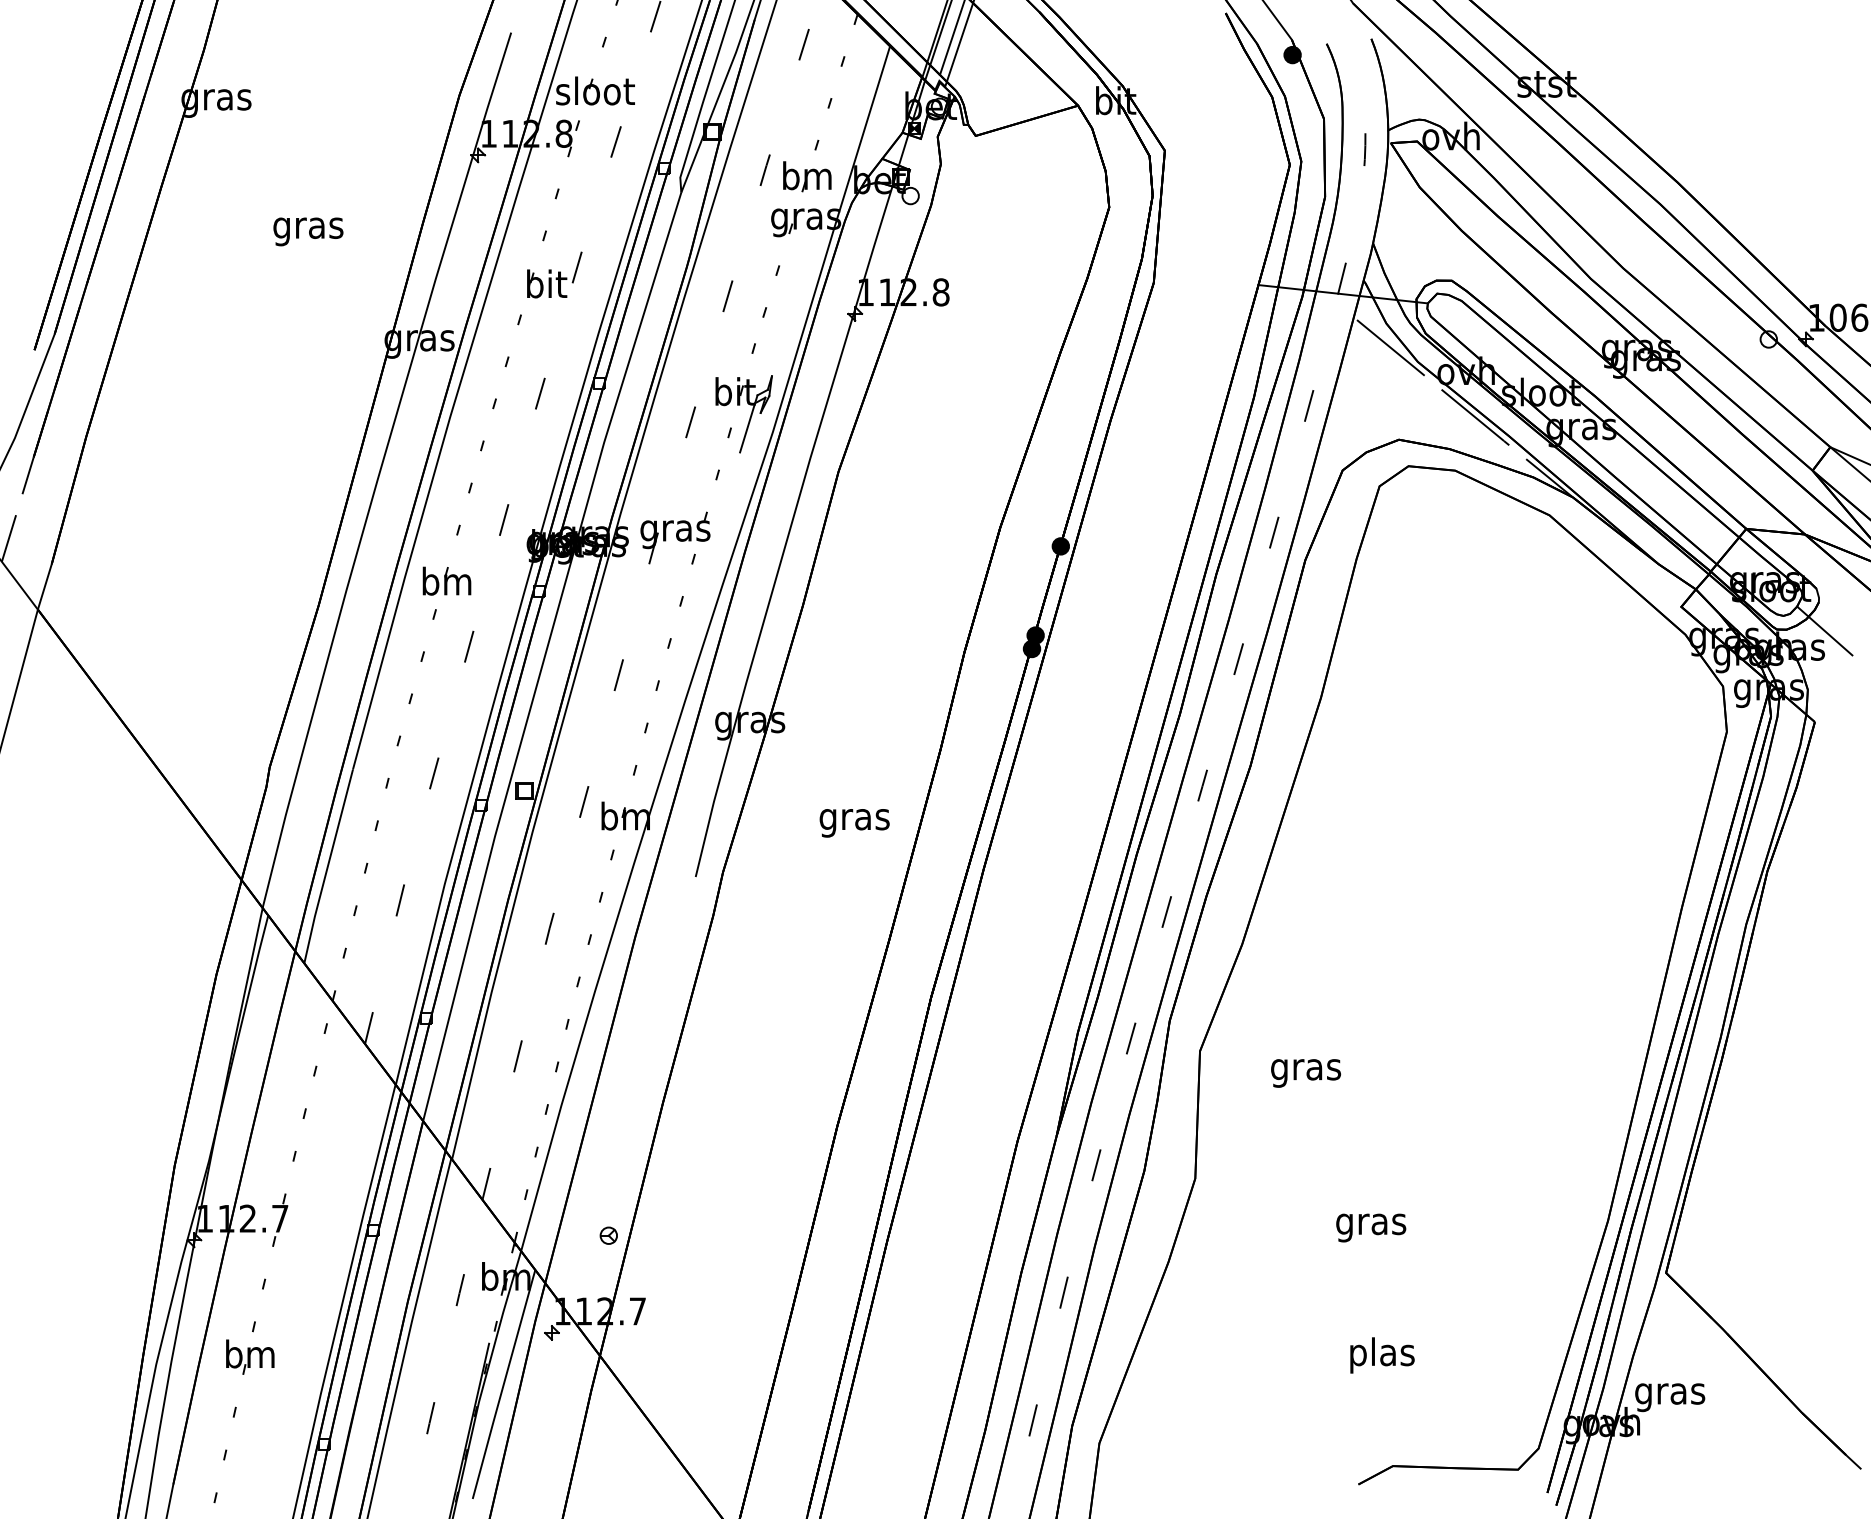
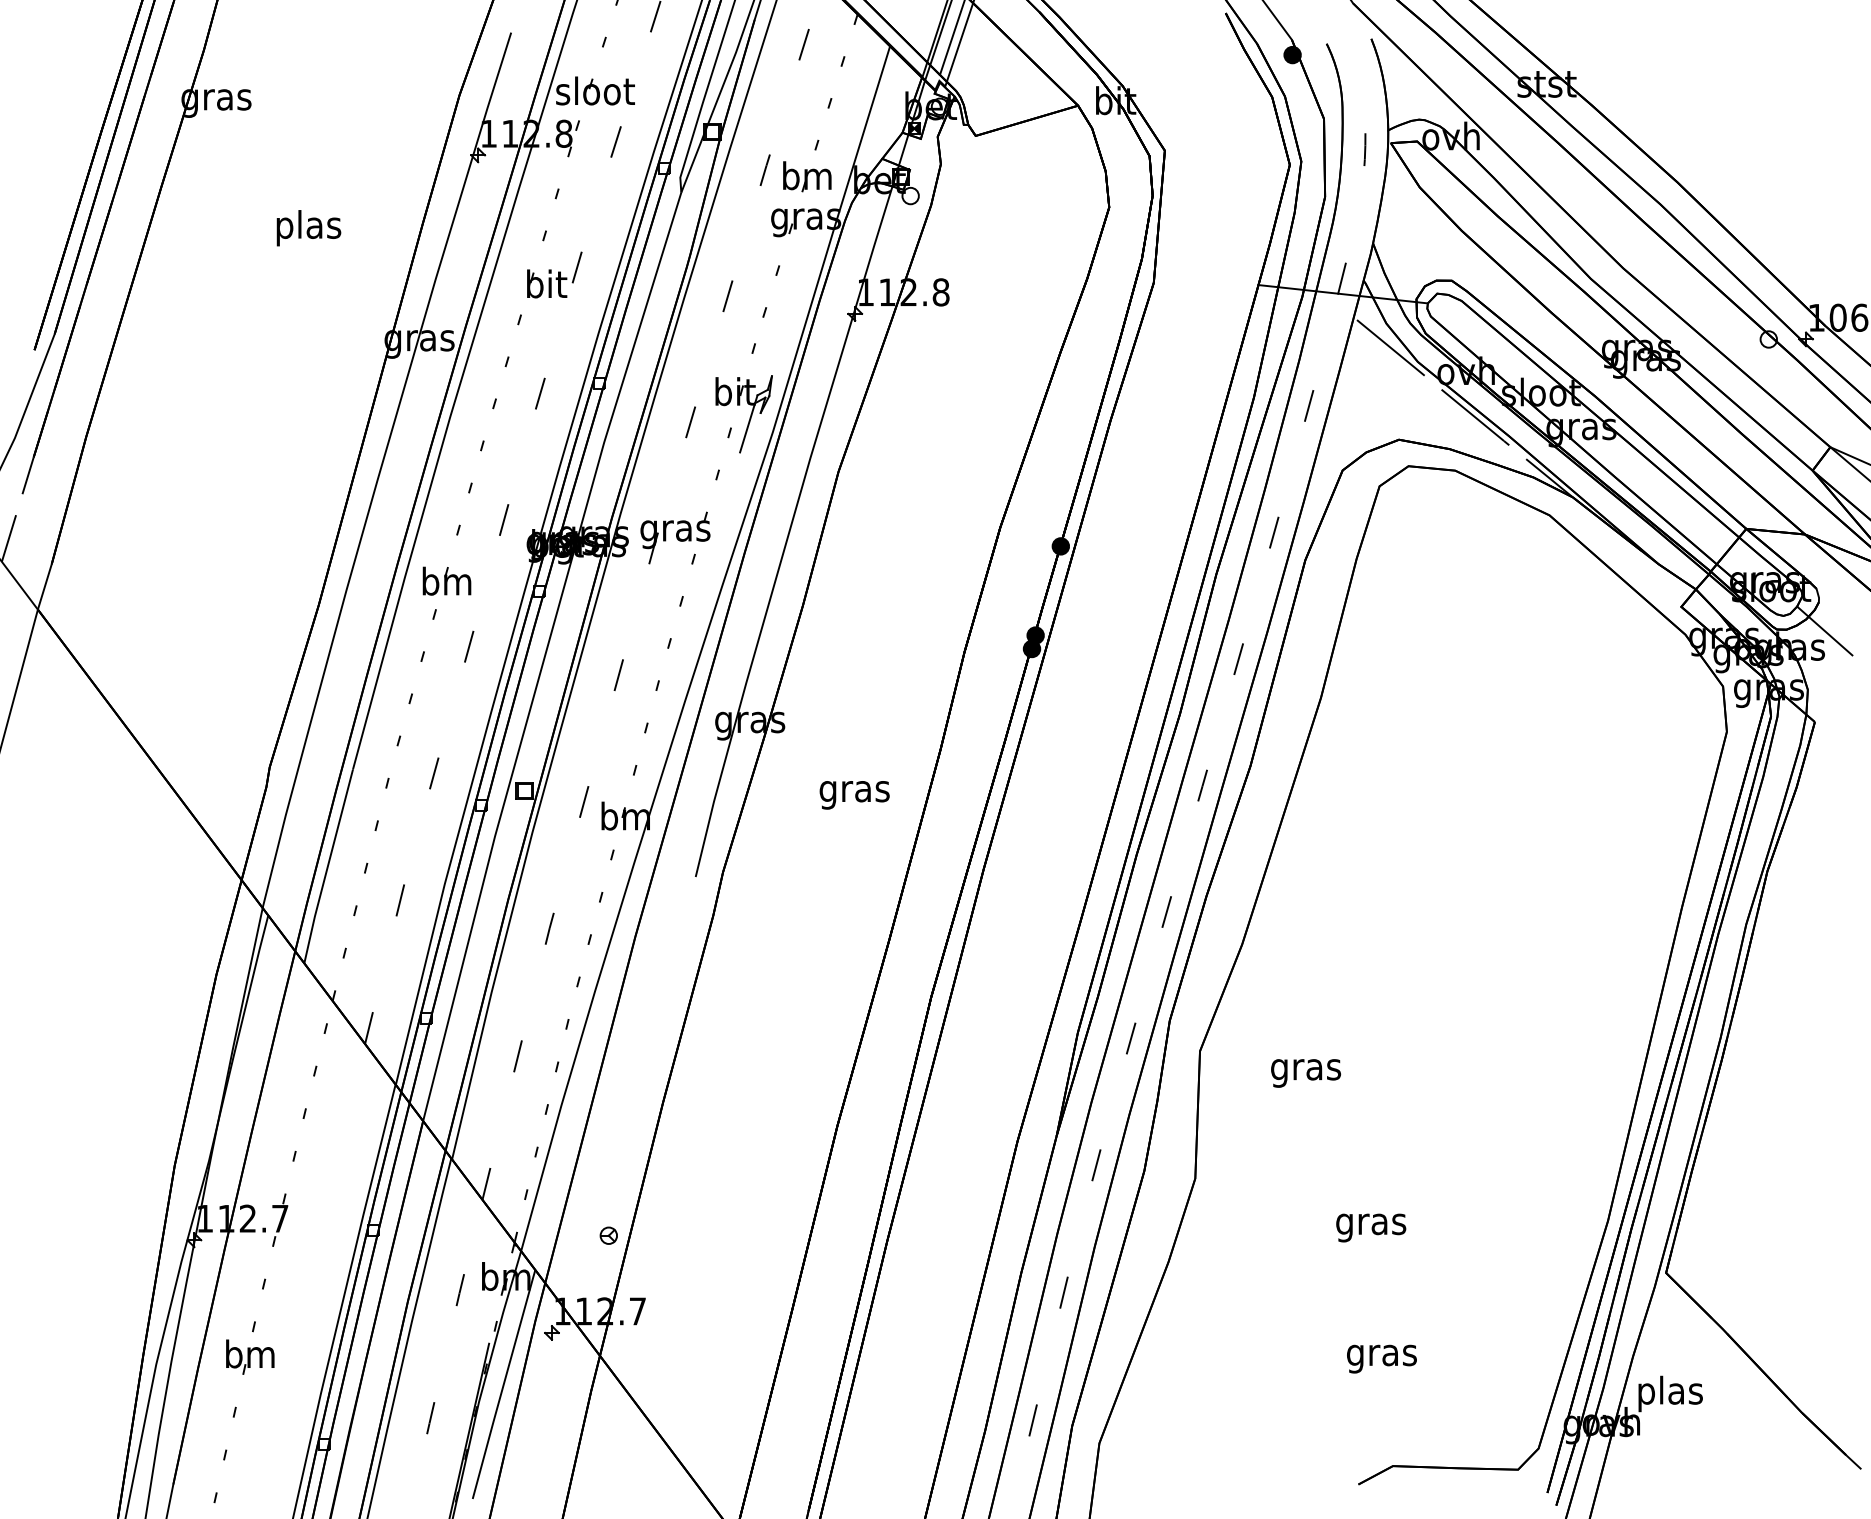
text: gras -> plas (308, 228)
text position: (854, 823) -> (854, 795) (854, 795)
text: plas -> gras (1381, 1355)
text: gras -> plas (1670, 1393)
